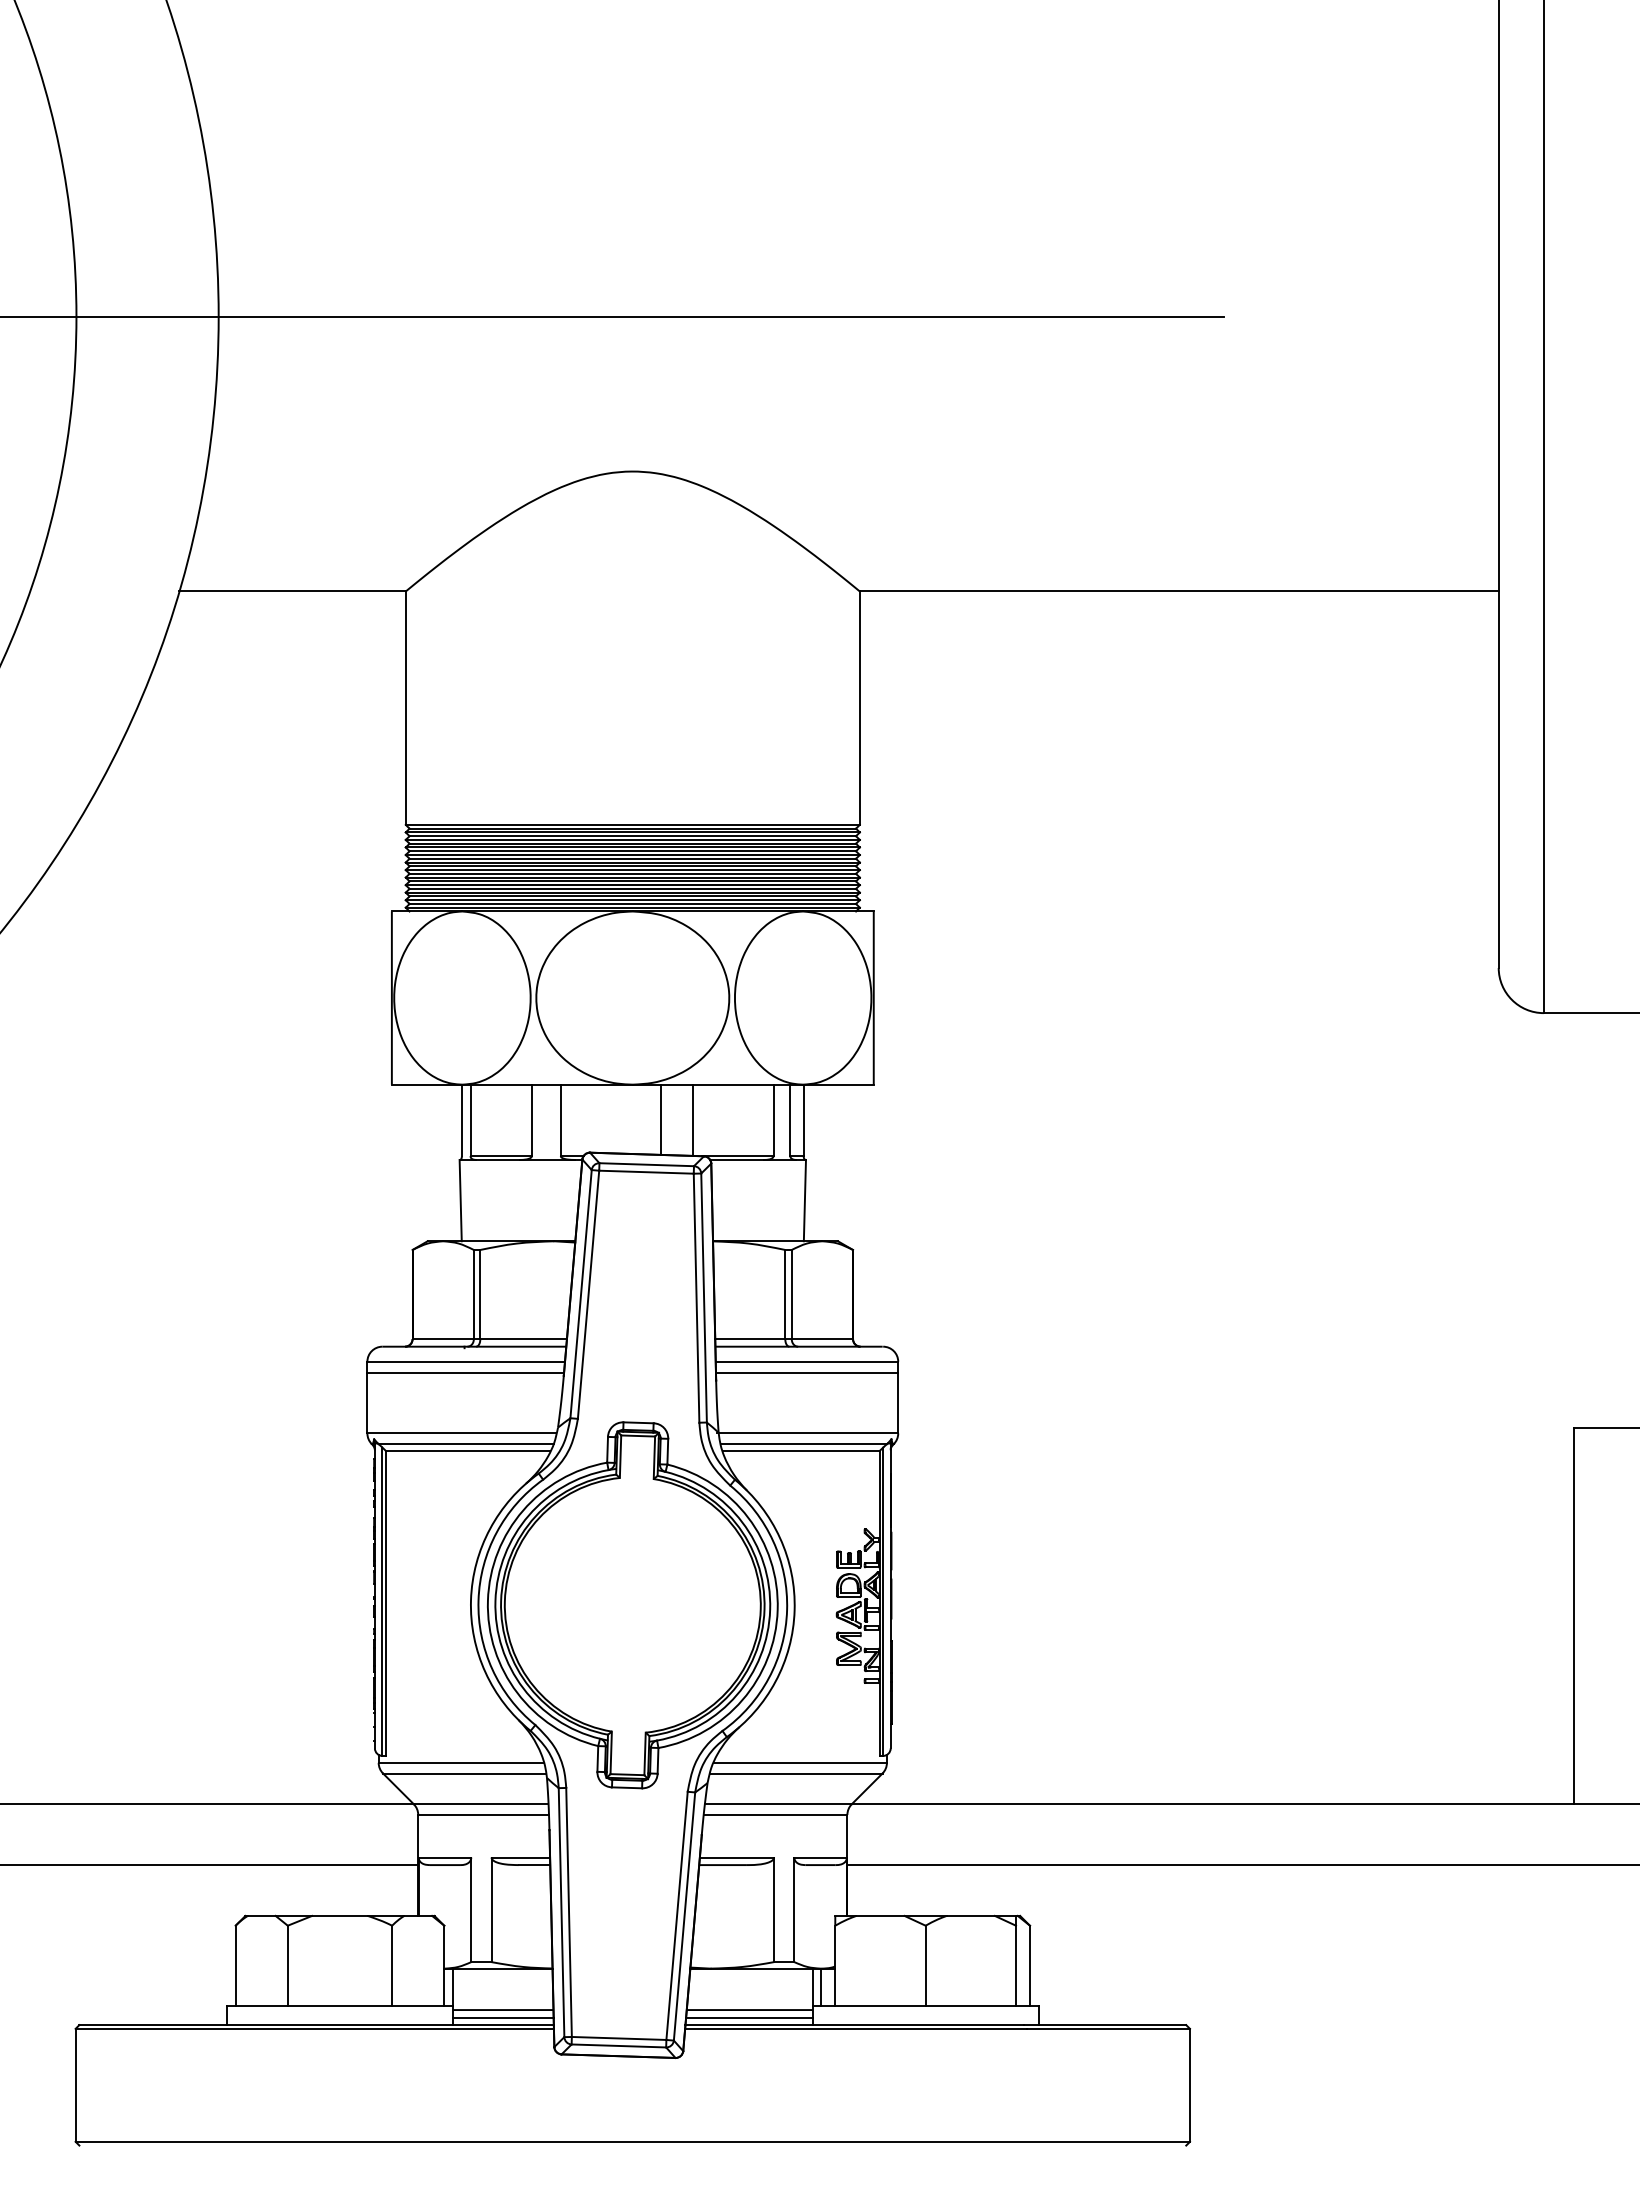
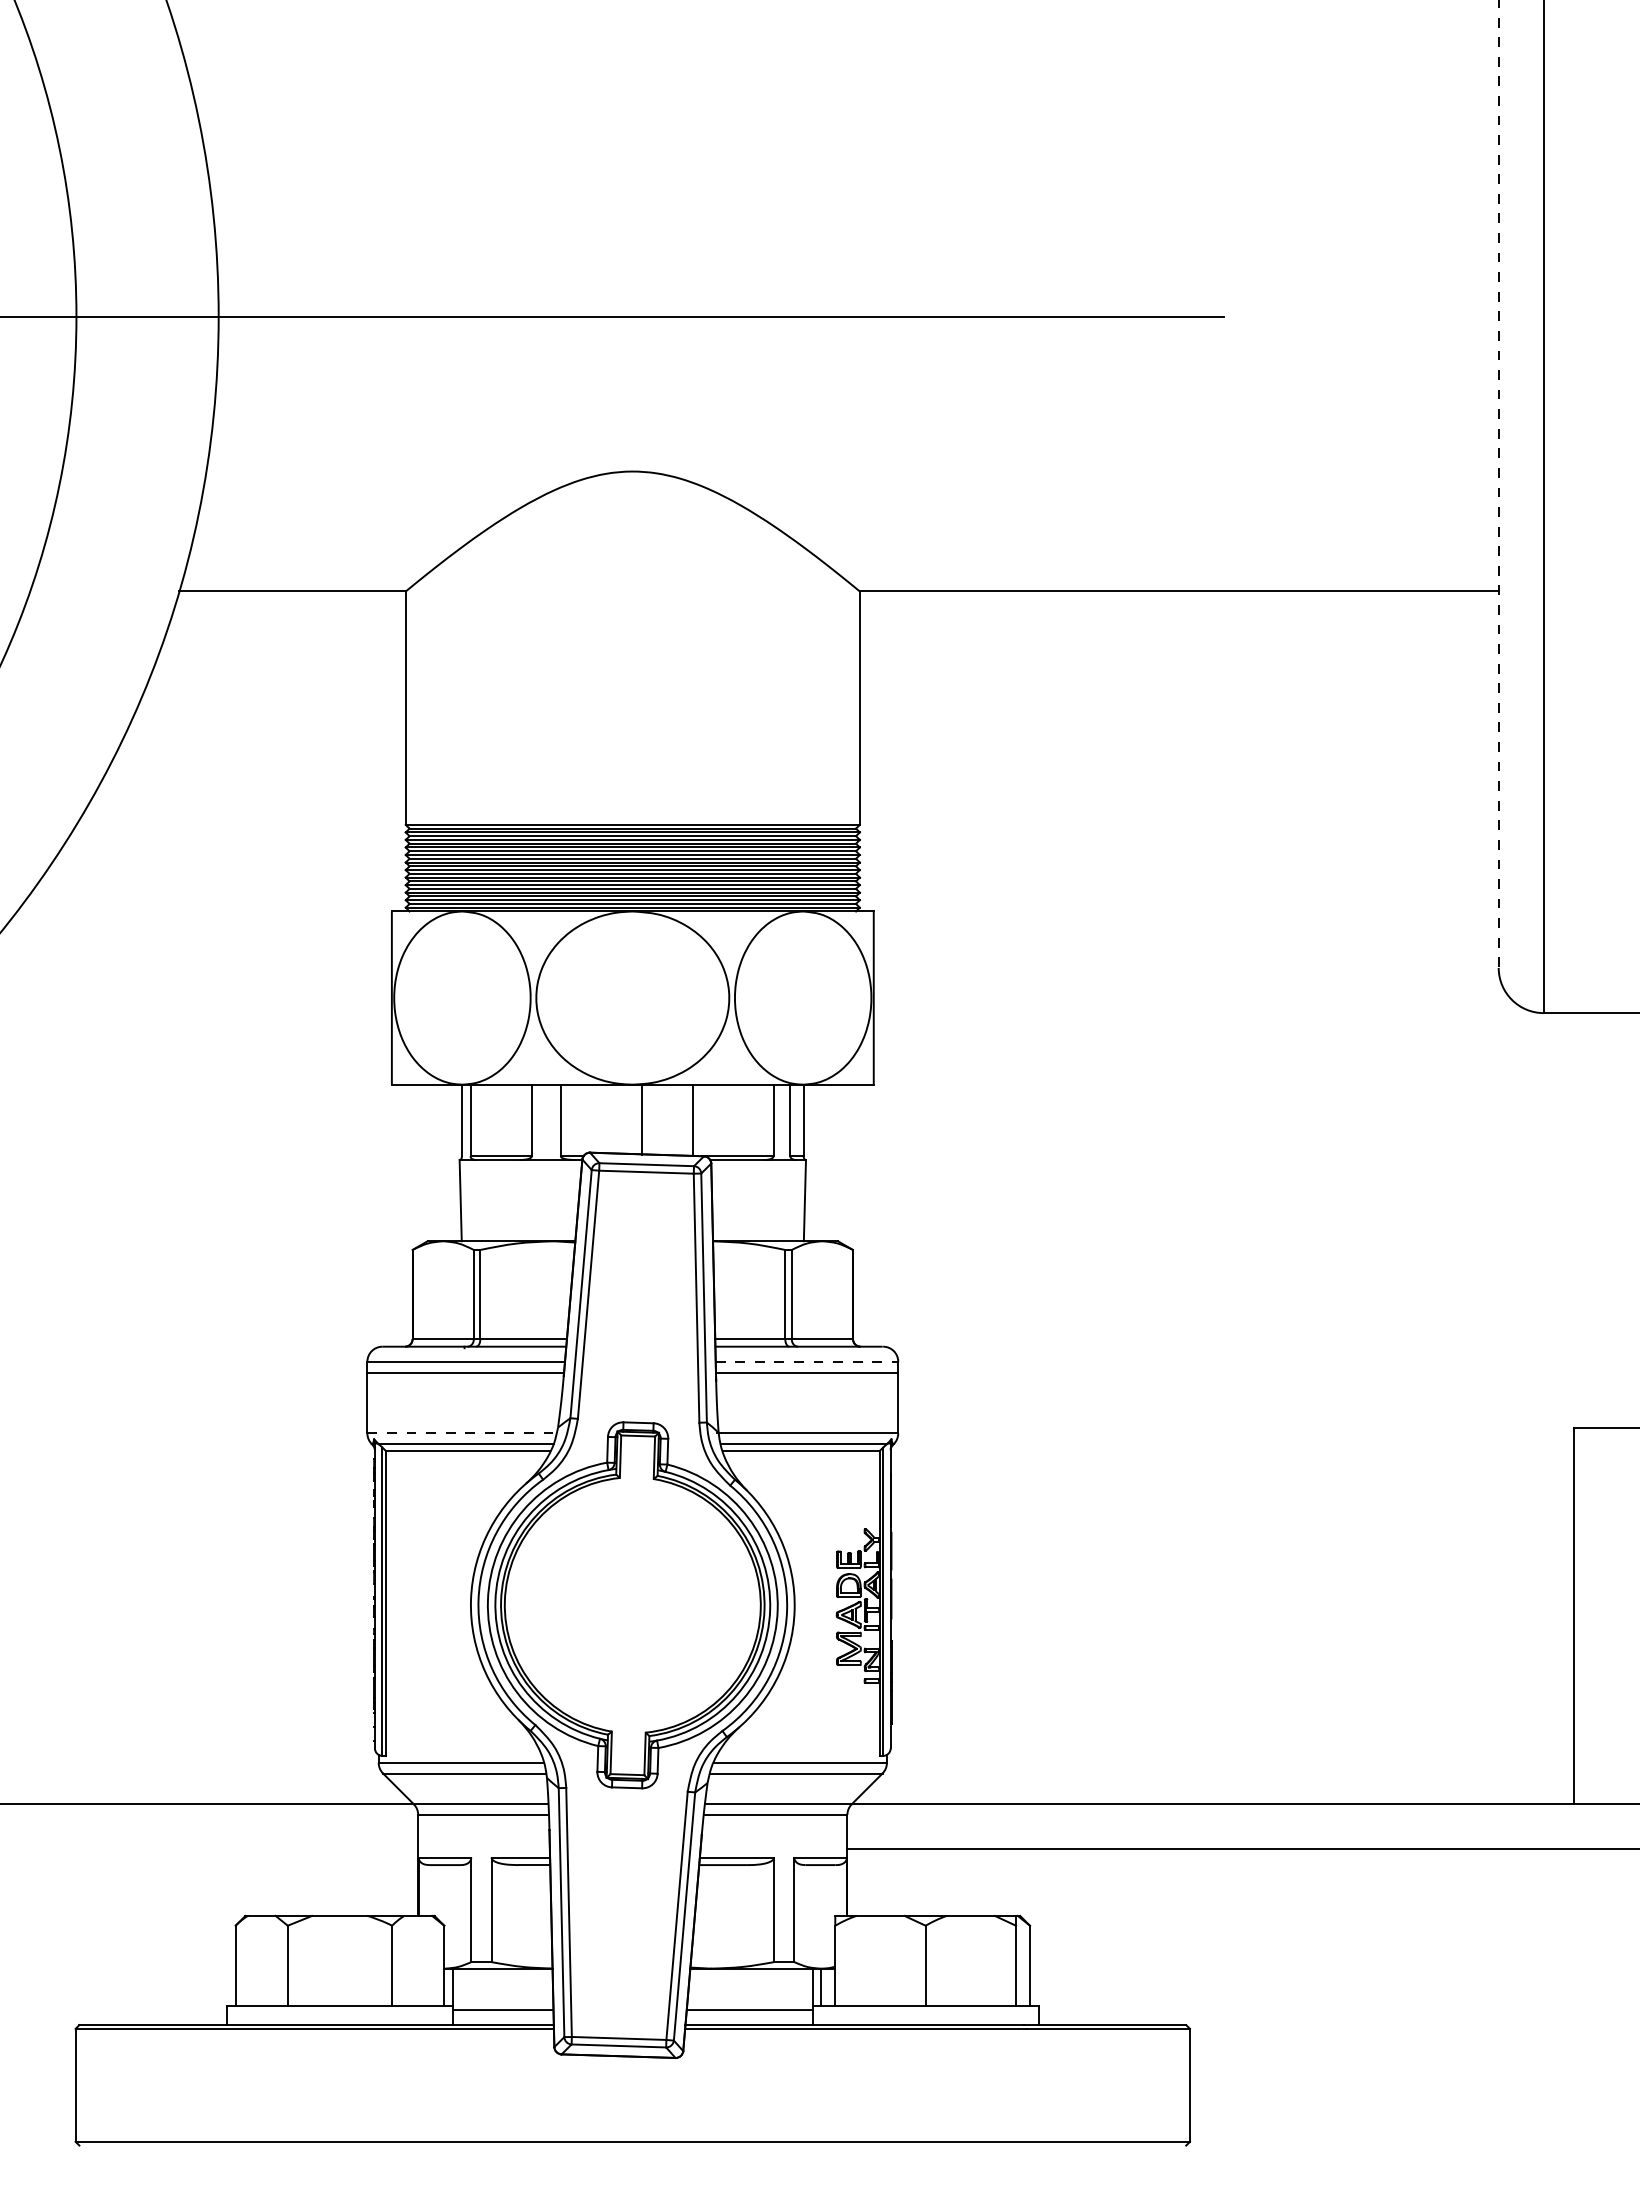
line: solid -> dashed (1498, 484)
line position: (660, 1119) -> (641, 1119) (641, 1119)
line: solid -> dashed (807, 1361)
line: solid -> dashed (461, 1433)
line: present -> none (210, 1864)
line position: (1241, 1864) -> (1241, 1848) (1241, 1848)
line: present -> none (502, 2017)
line: present -> none (749, 2017)
